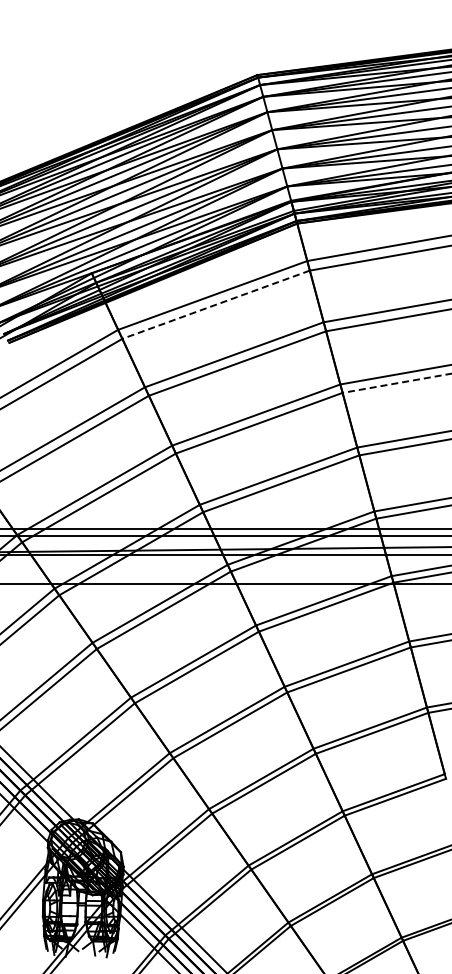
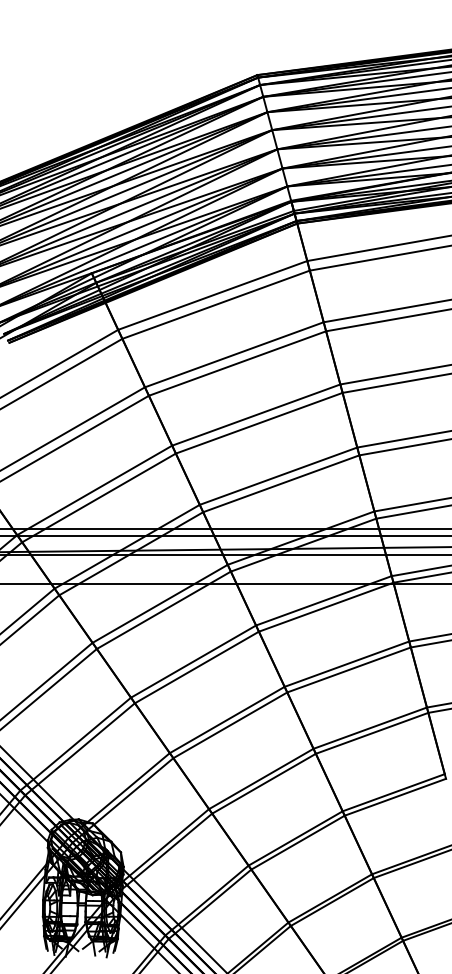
line: dashed -> solid (216, 304)
line: dashed -> solid (396, 383)
